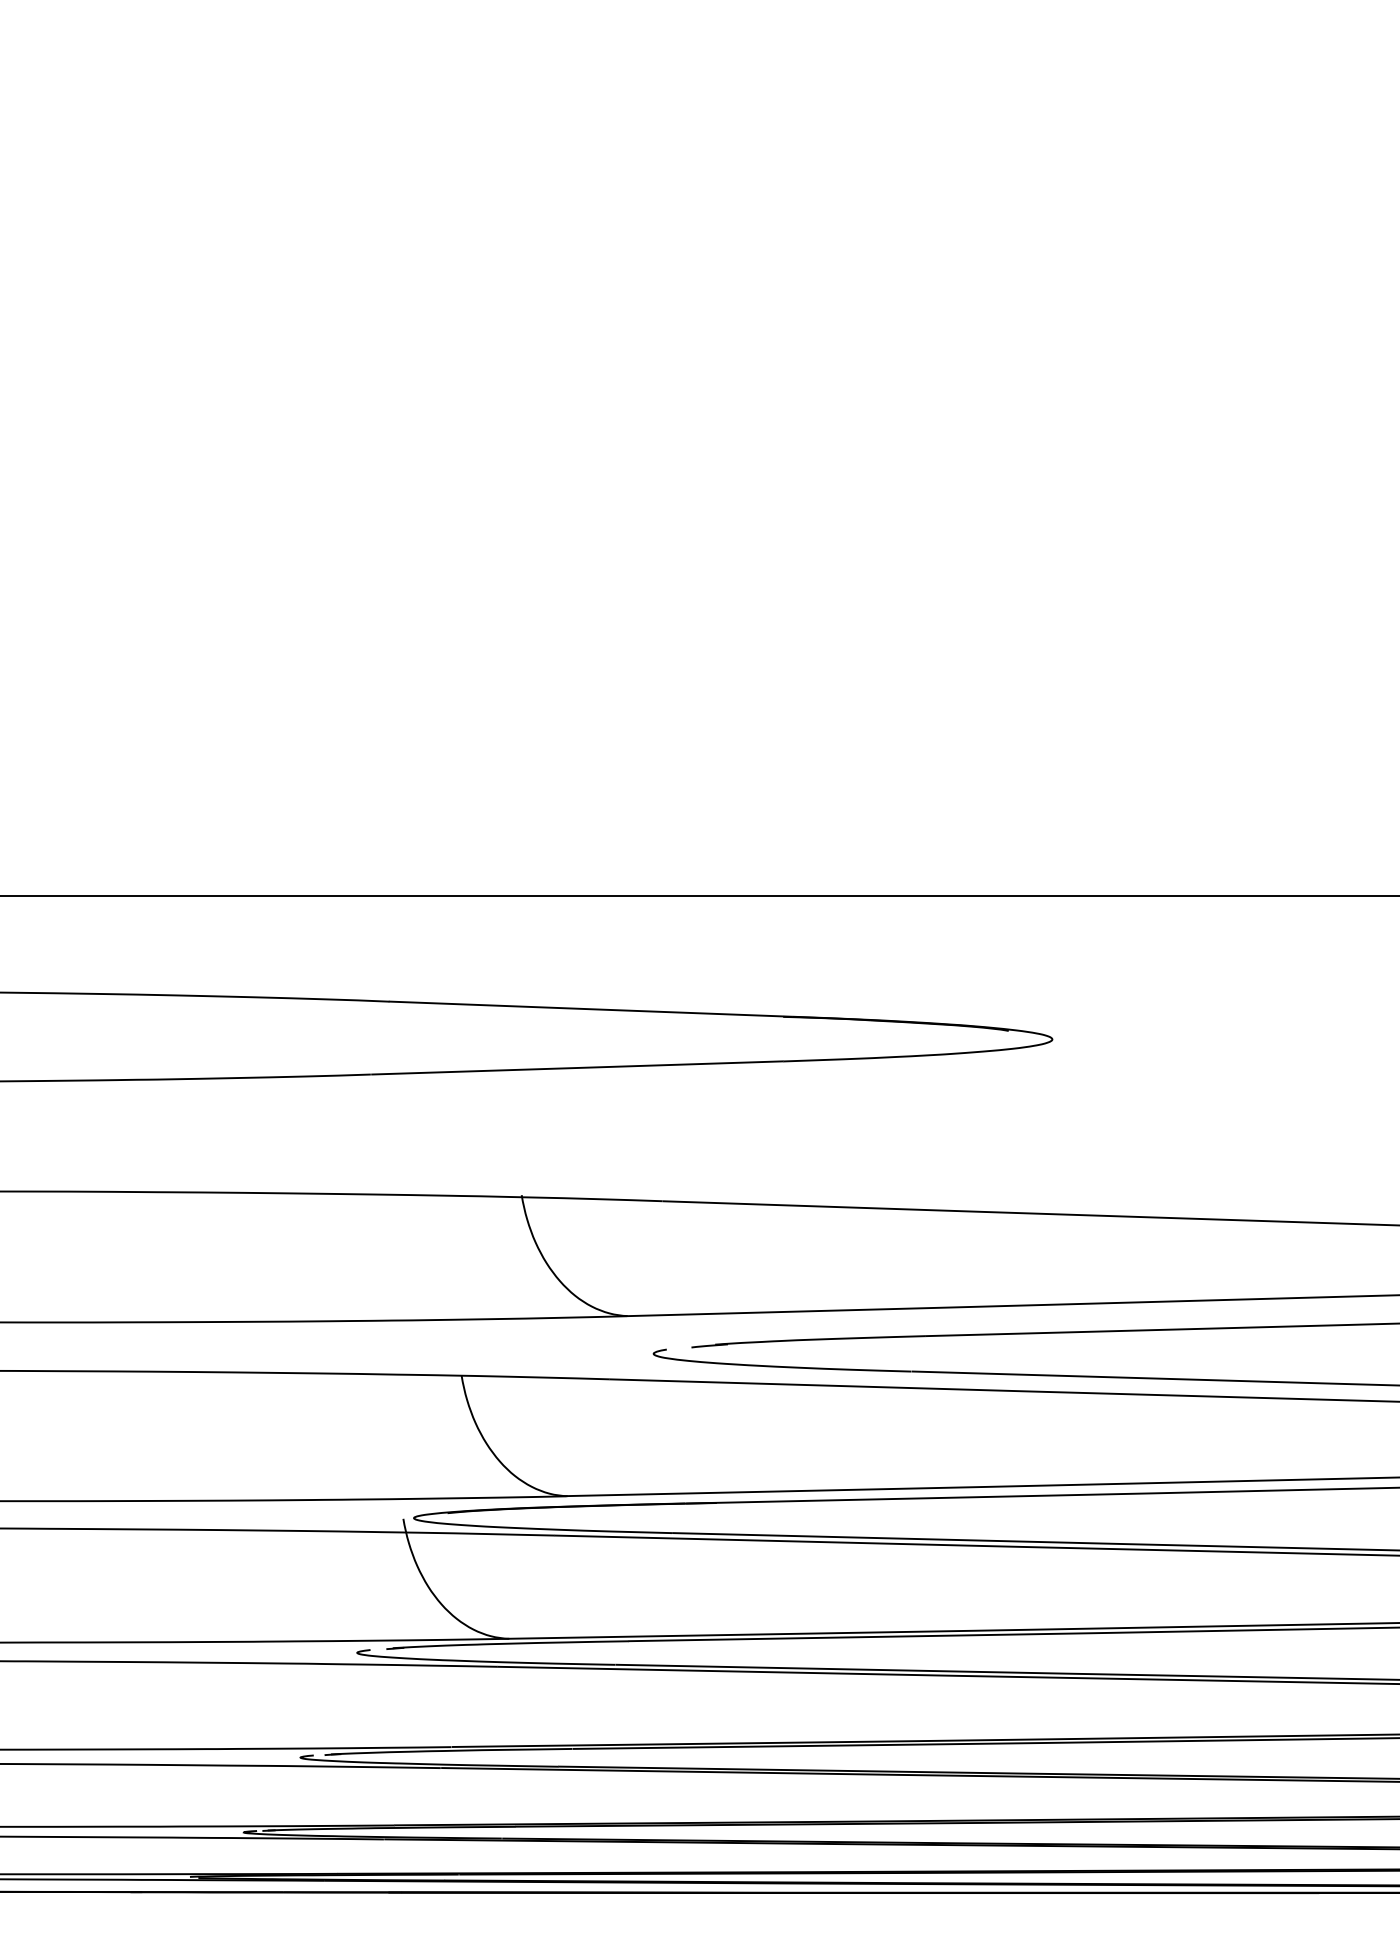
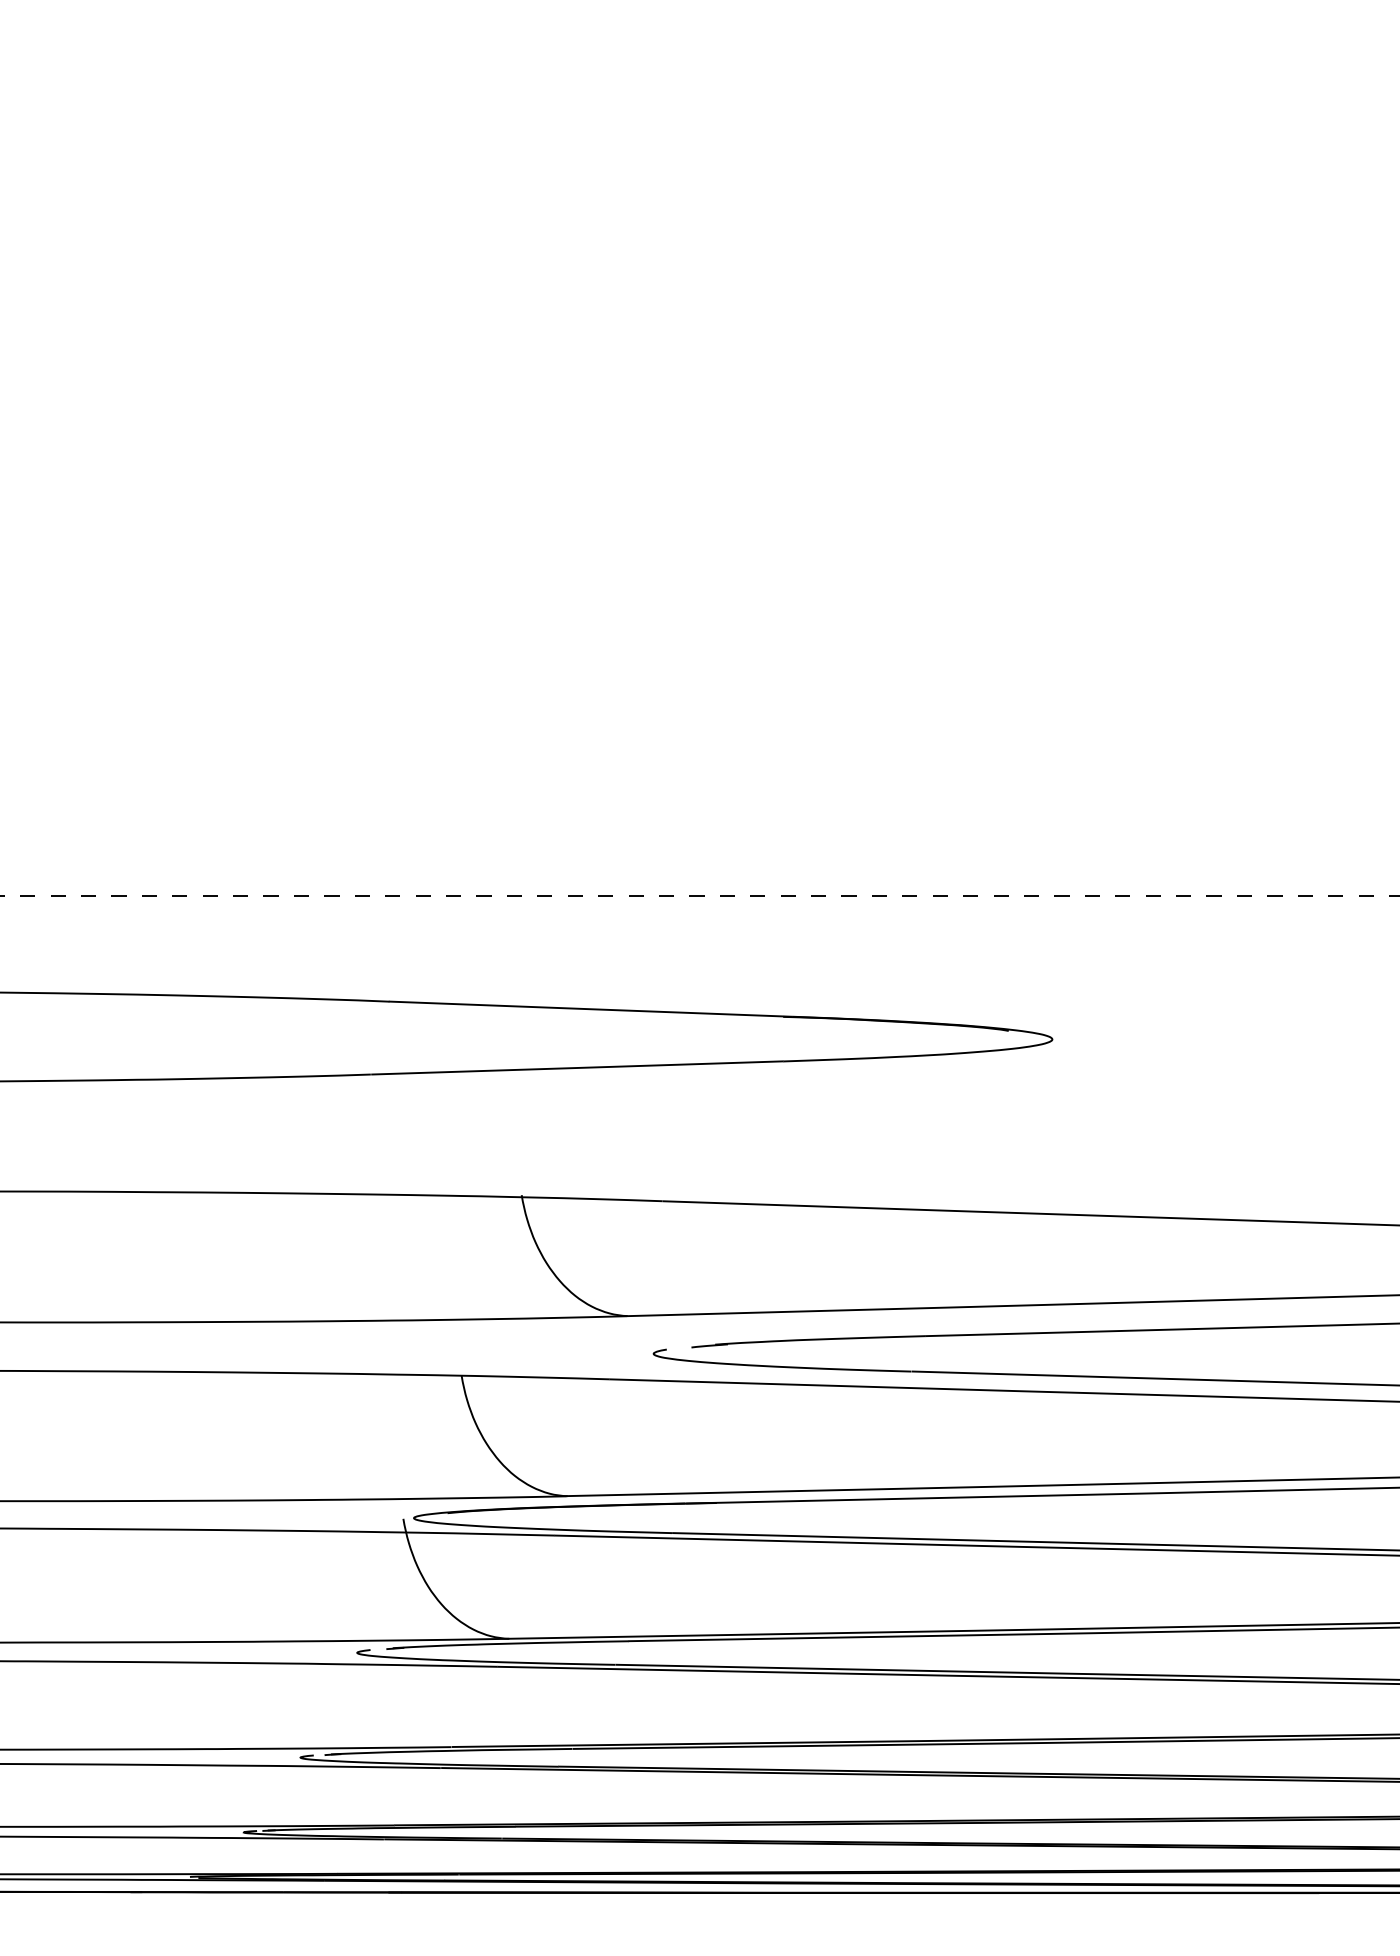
line: solid -> dashed (699, 896)
